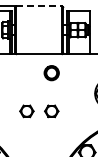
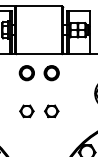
line: dashed -> solid (39, 6)
part: none -> present (26, 73)
